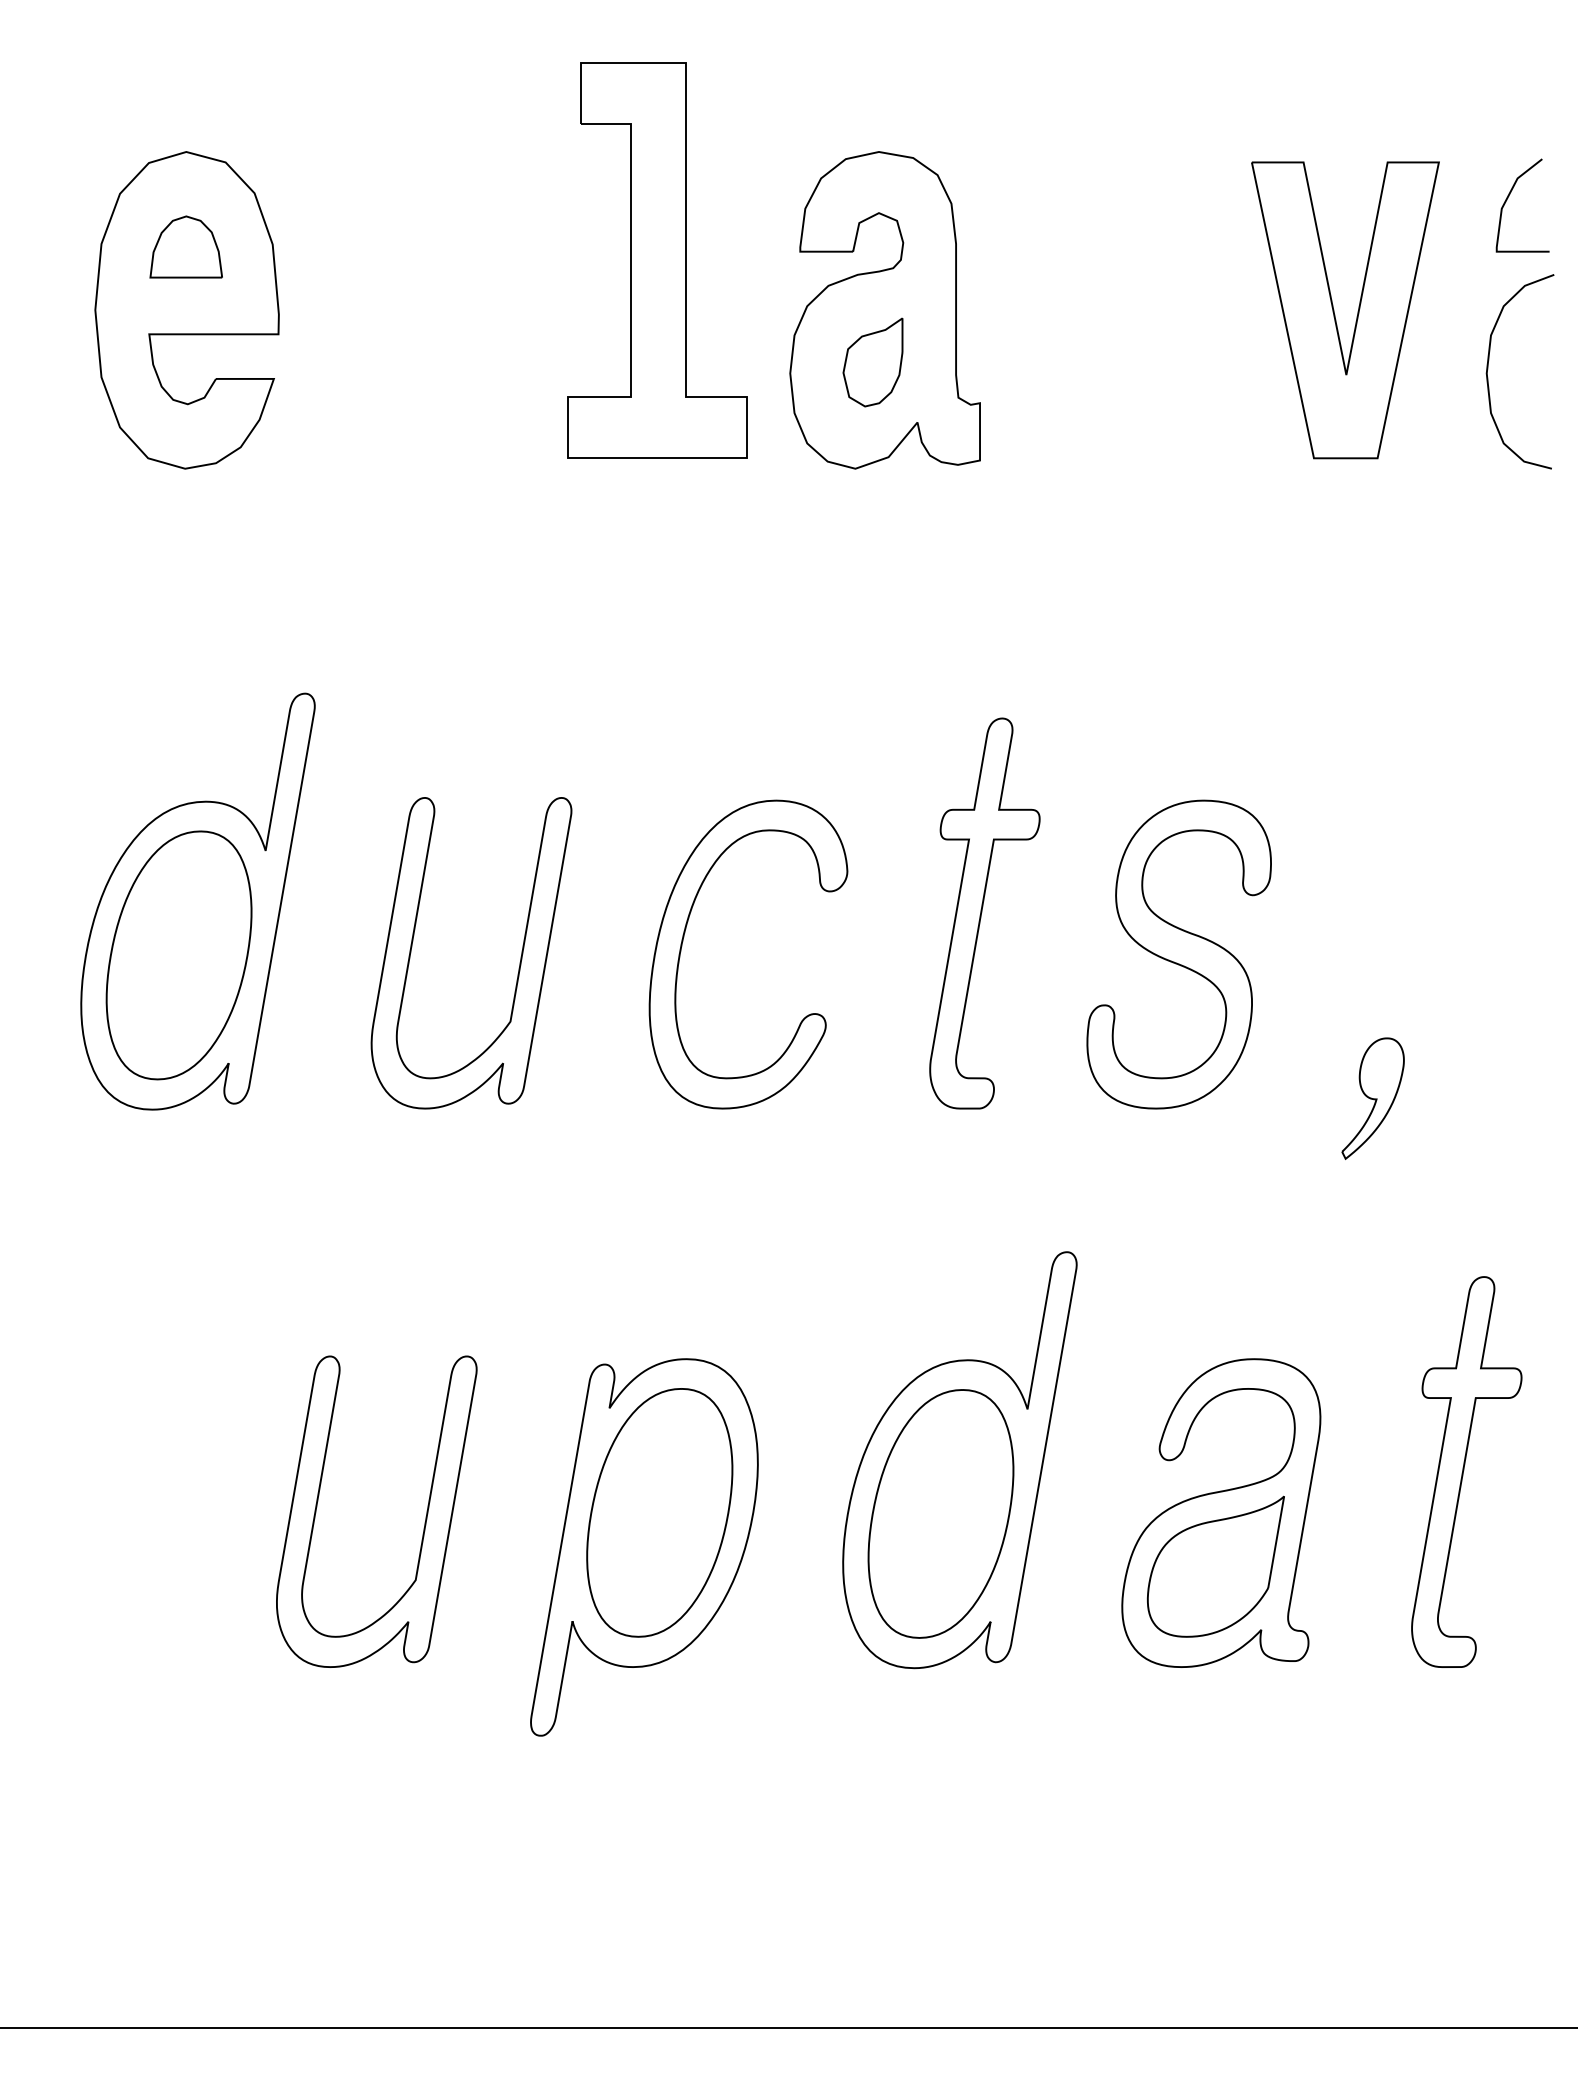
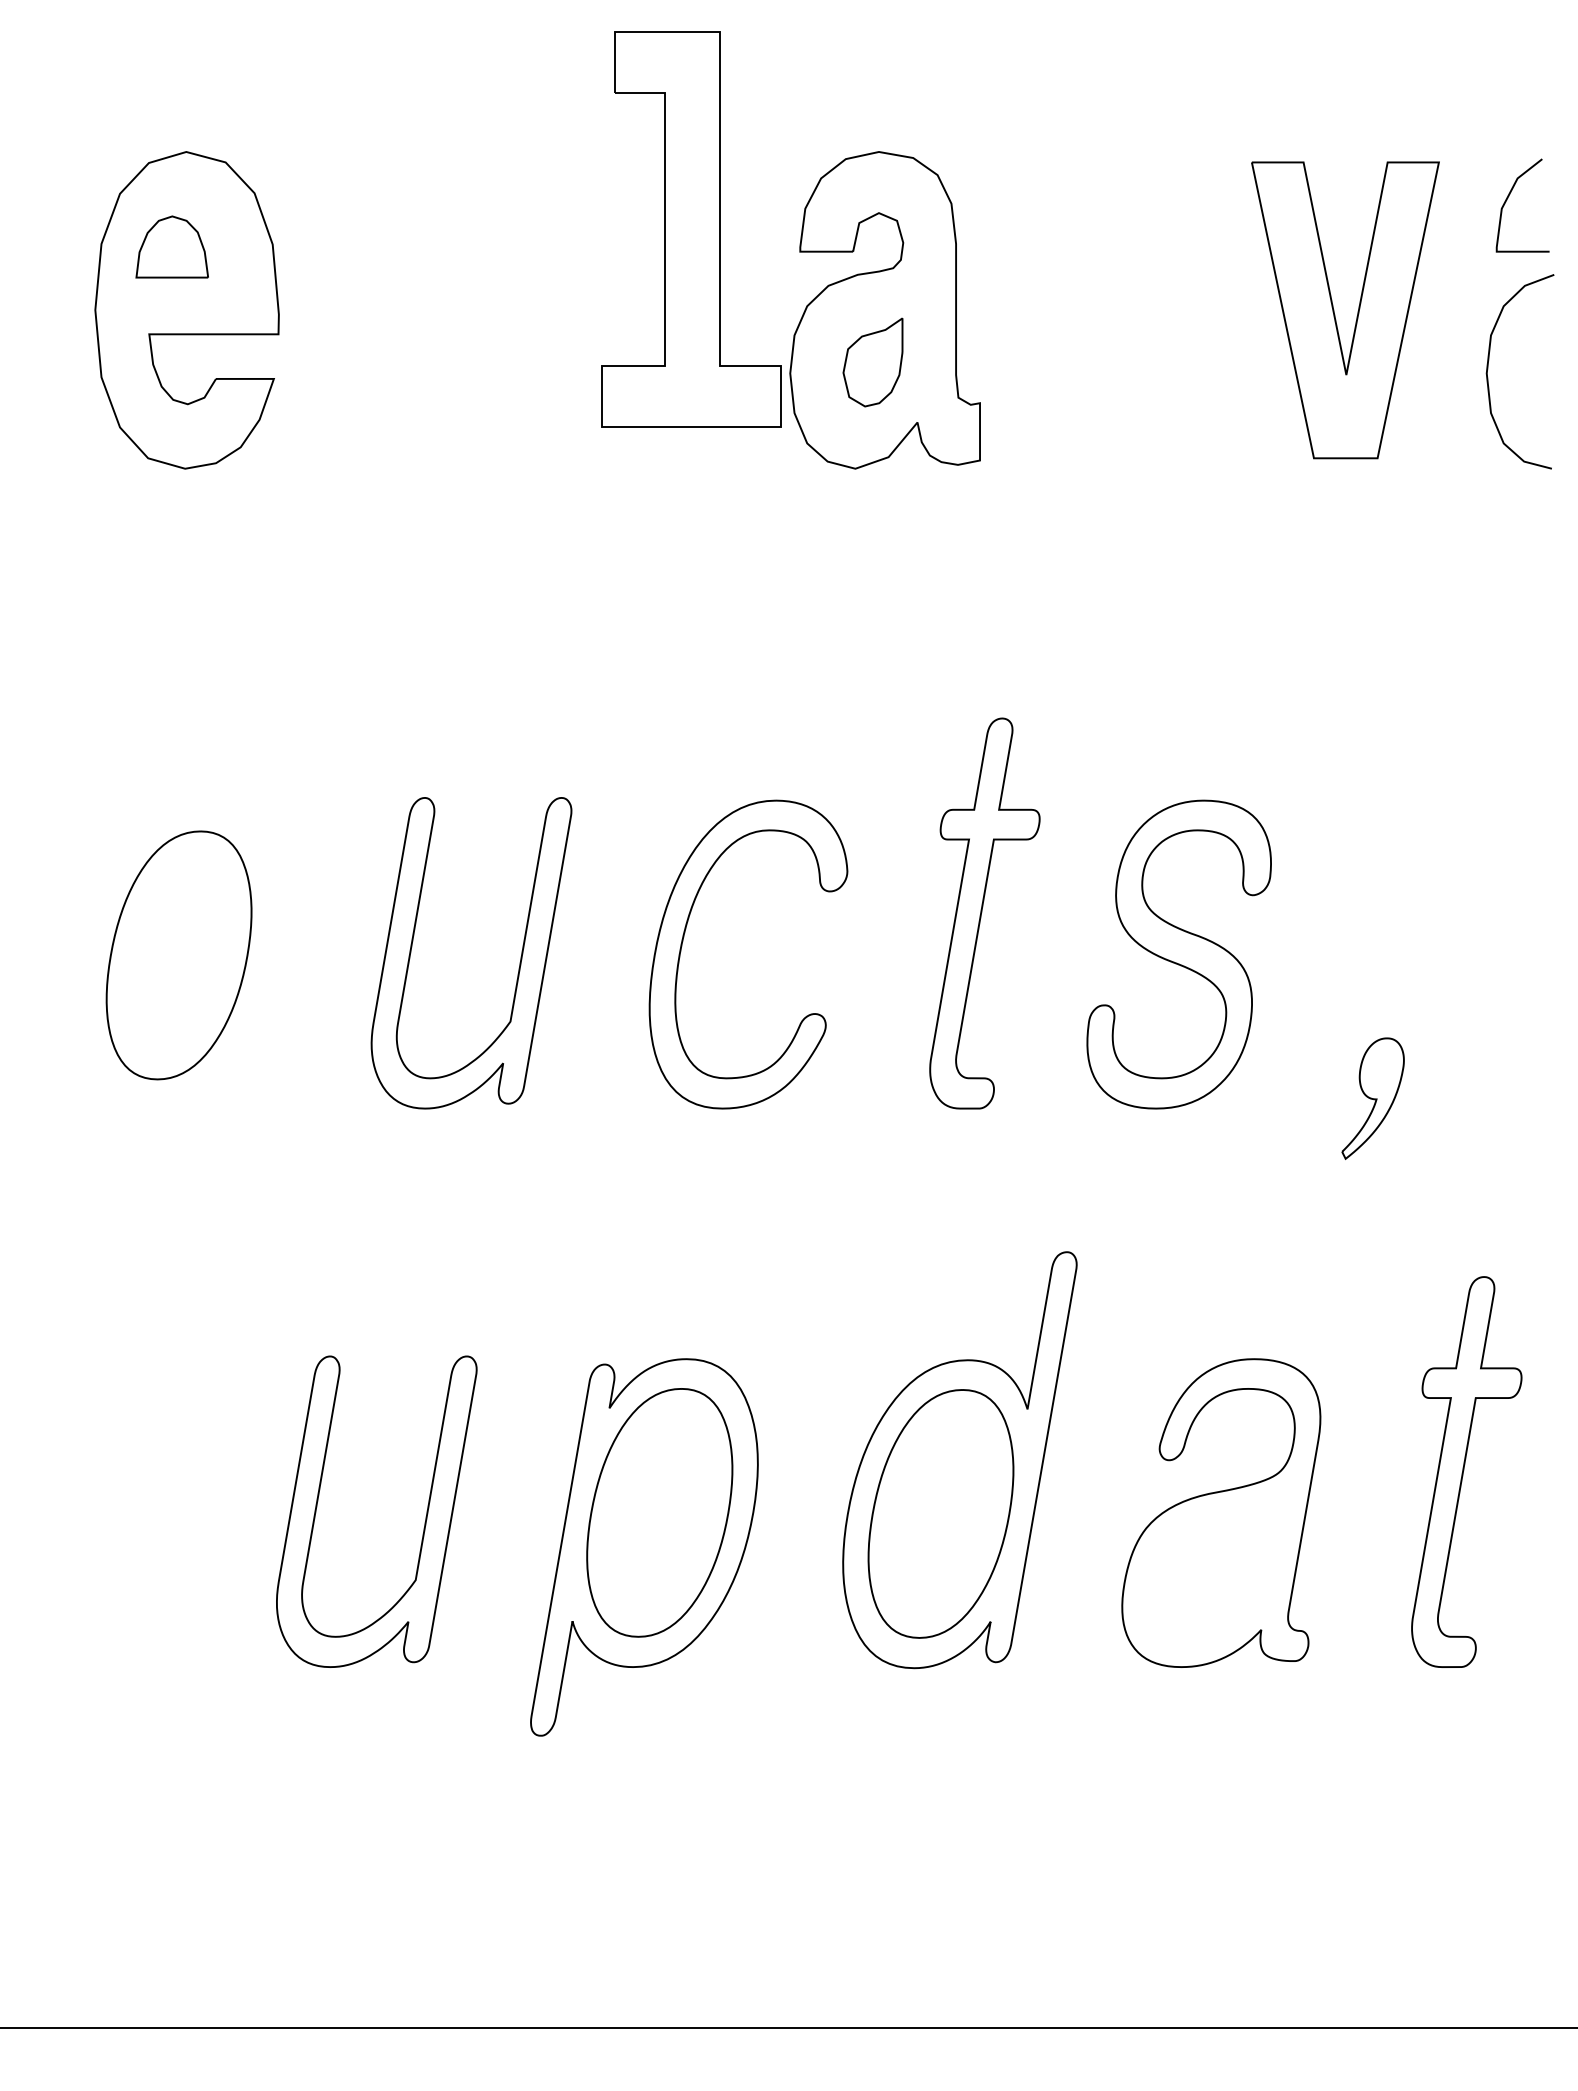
part position: (185, 246) -> (171, 246) (171, 246)
part position: (657, 260) -> (691, 229) (691, 229)
part: present -> none (197, 901)
part: present -> none (1215, 1566)
